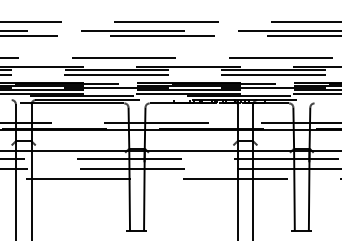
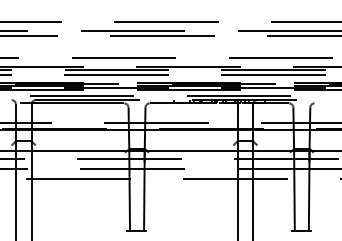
line: present -> none (170, 93)
